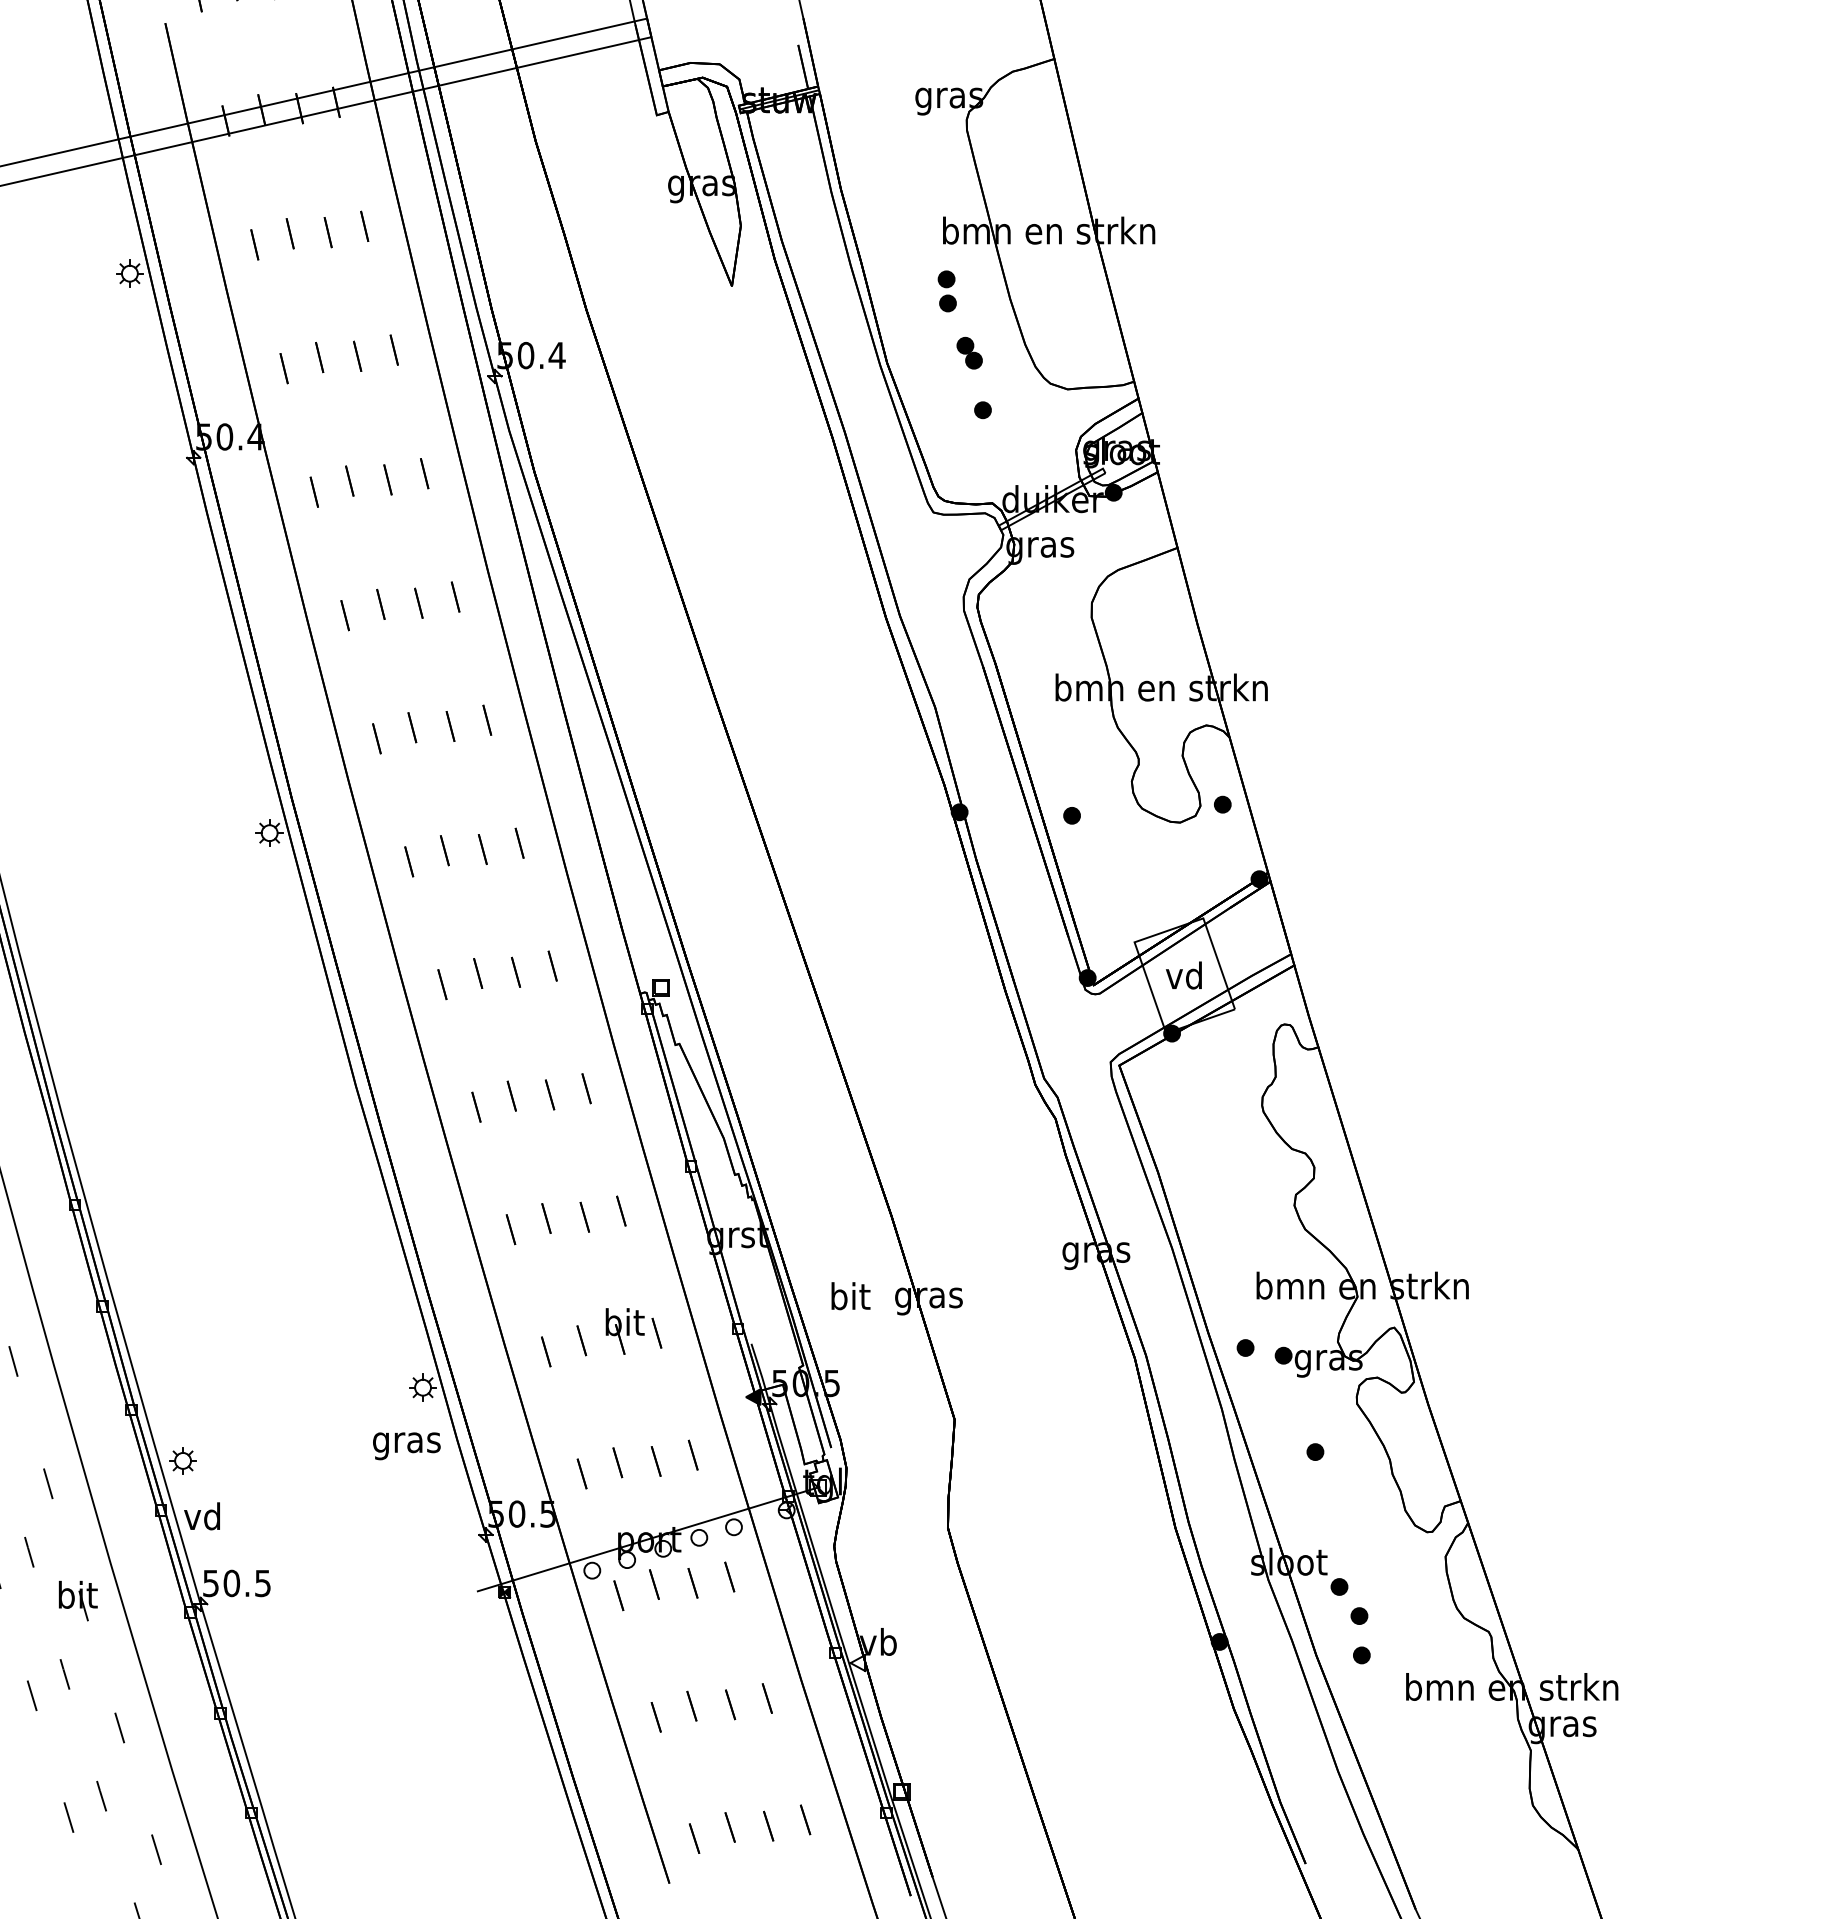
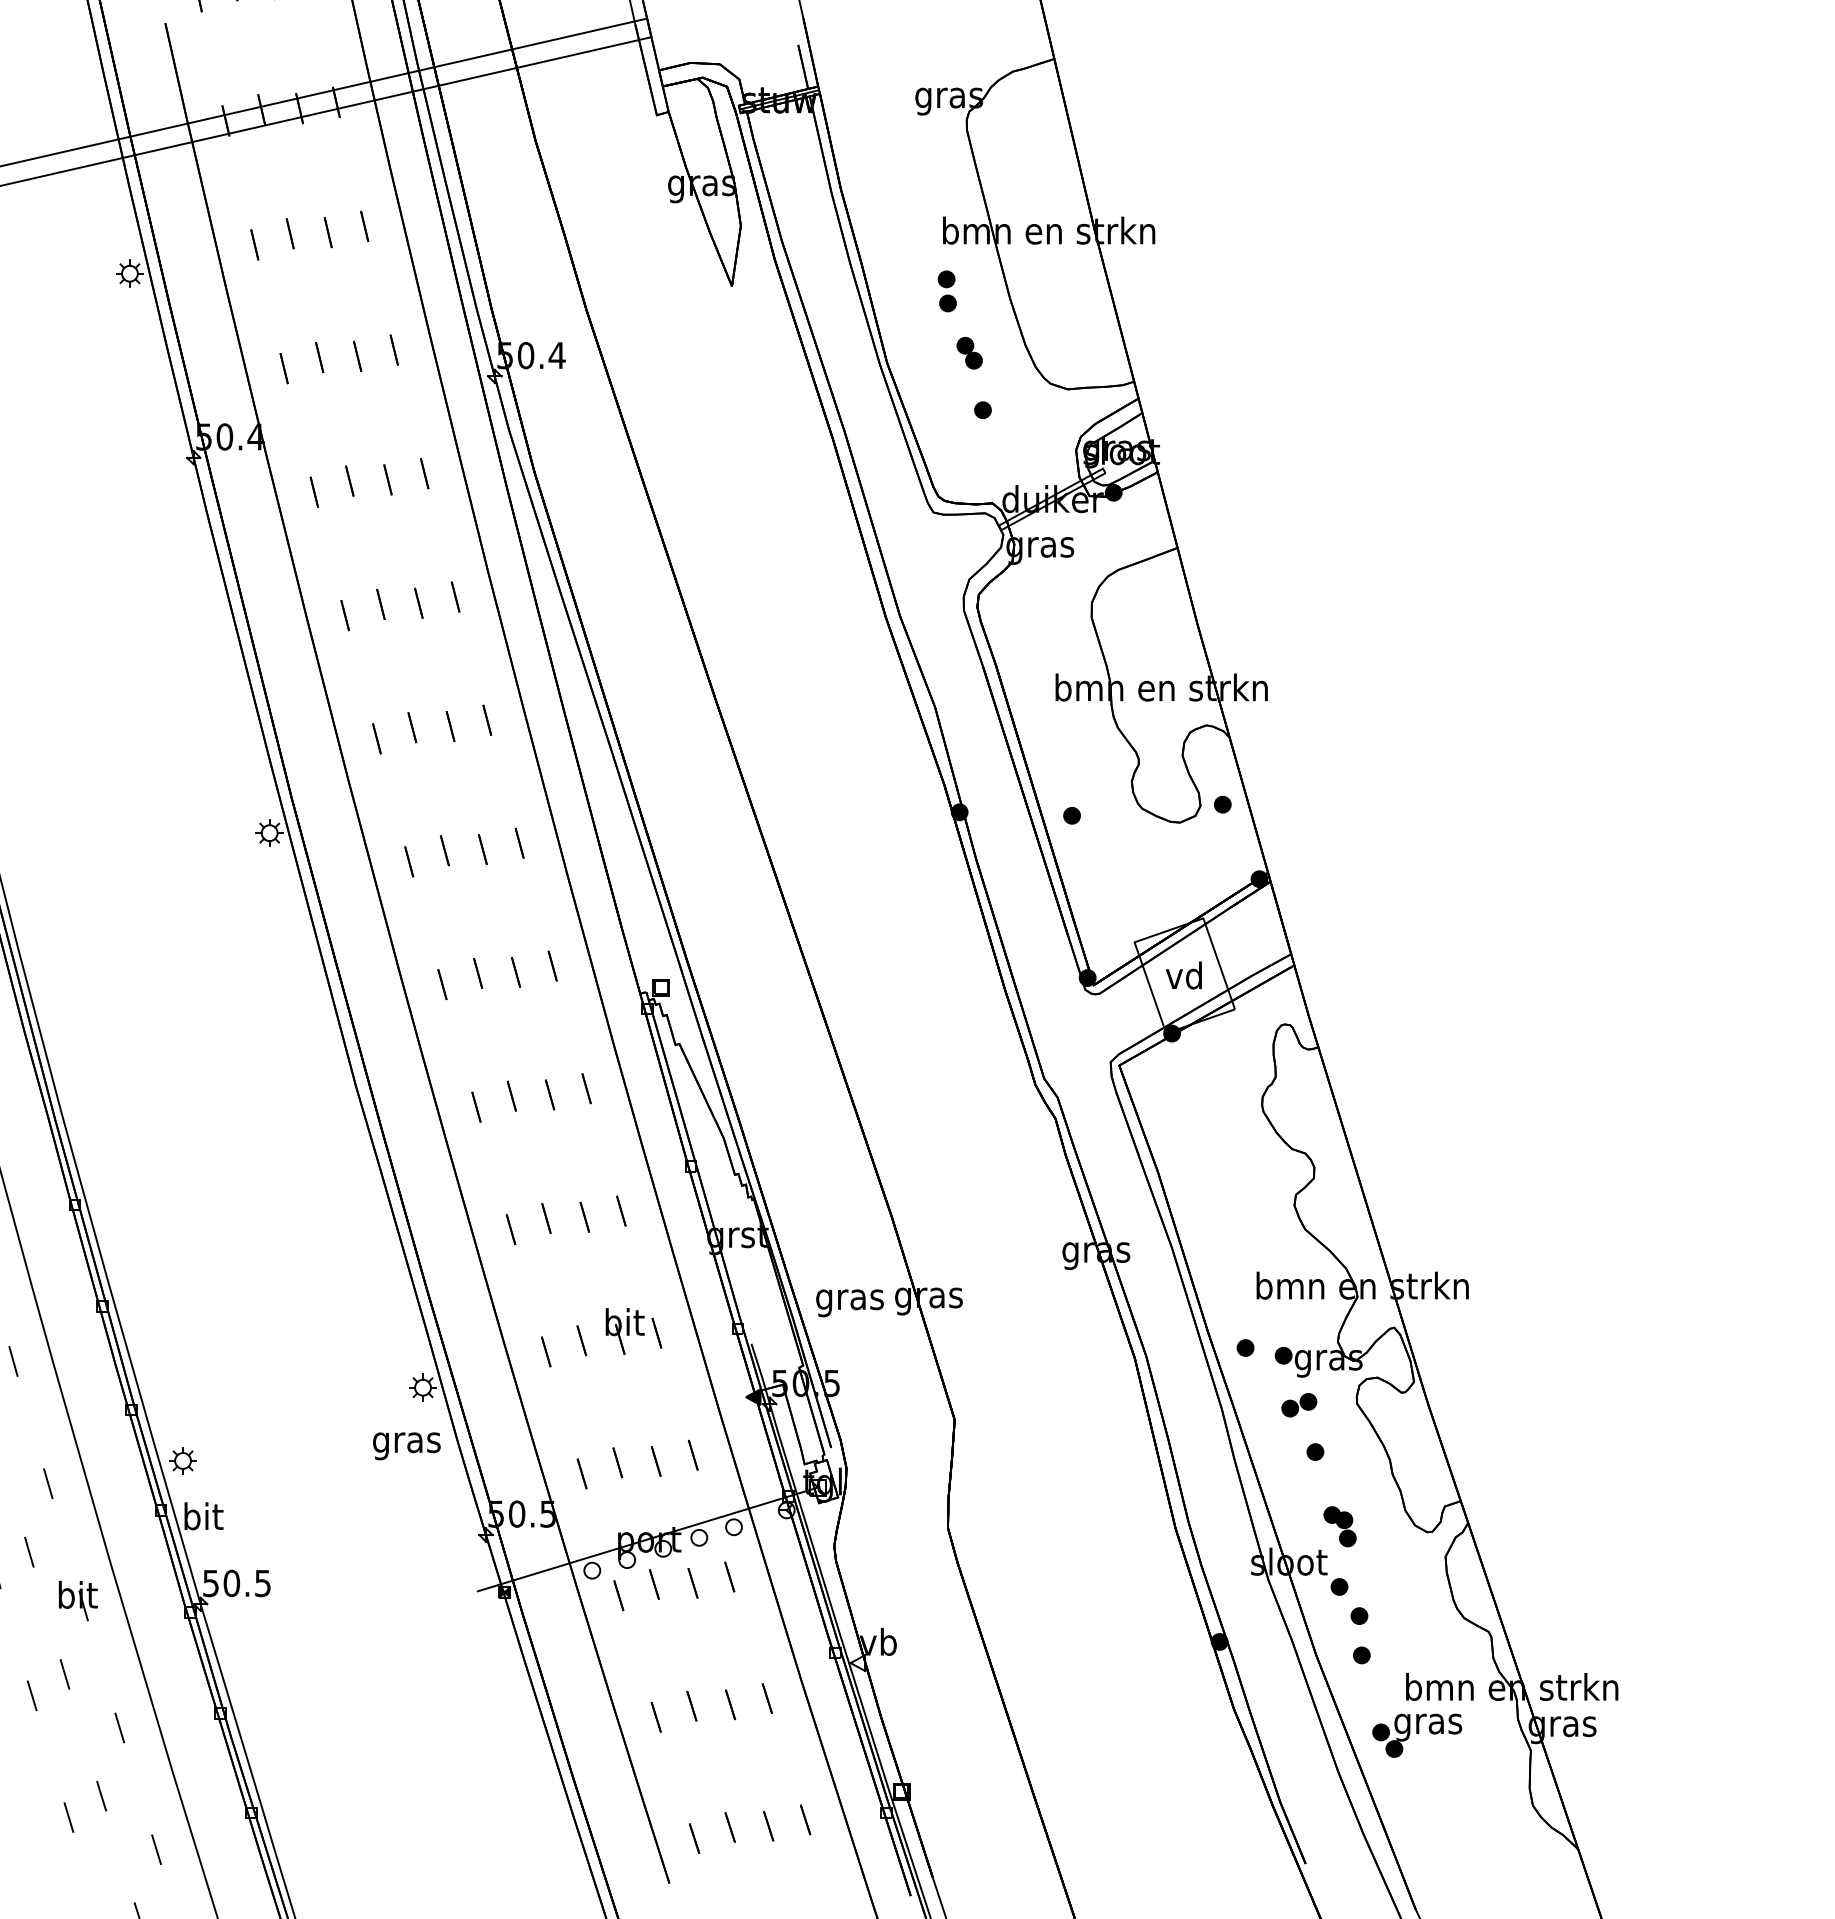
text: bit -> gras (849, 1299)
part: none -> present (1299, 1405)
text: vd -> bit (203, 1516)
part: none -> present (1339, 1526)
part: none -> present (1417, 1735)
